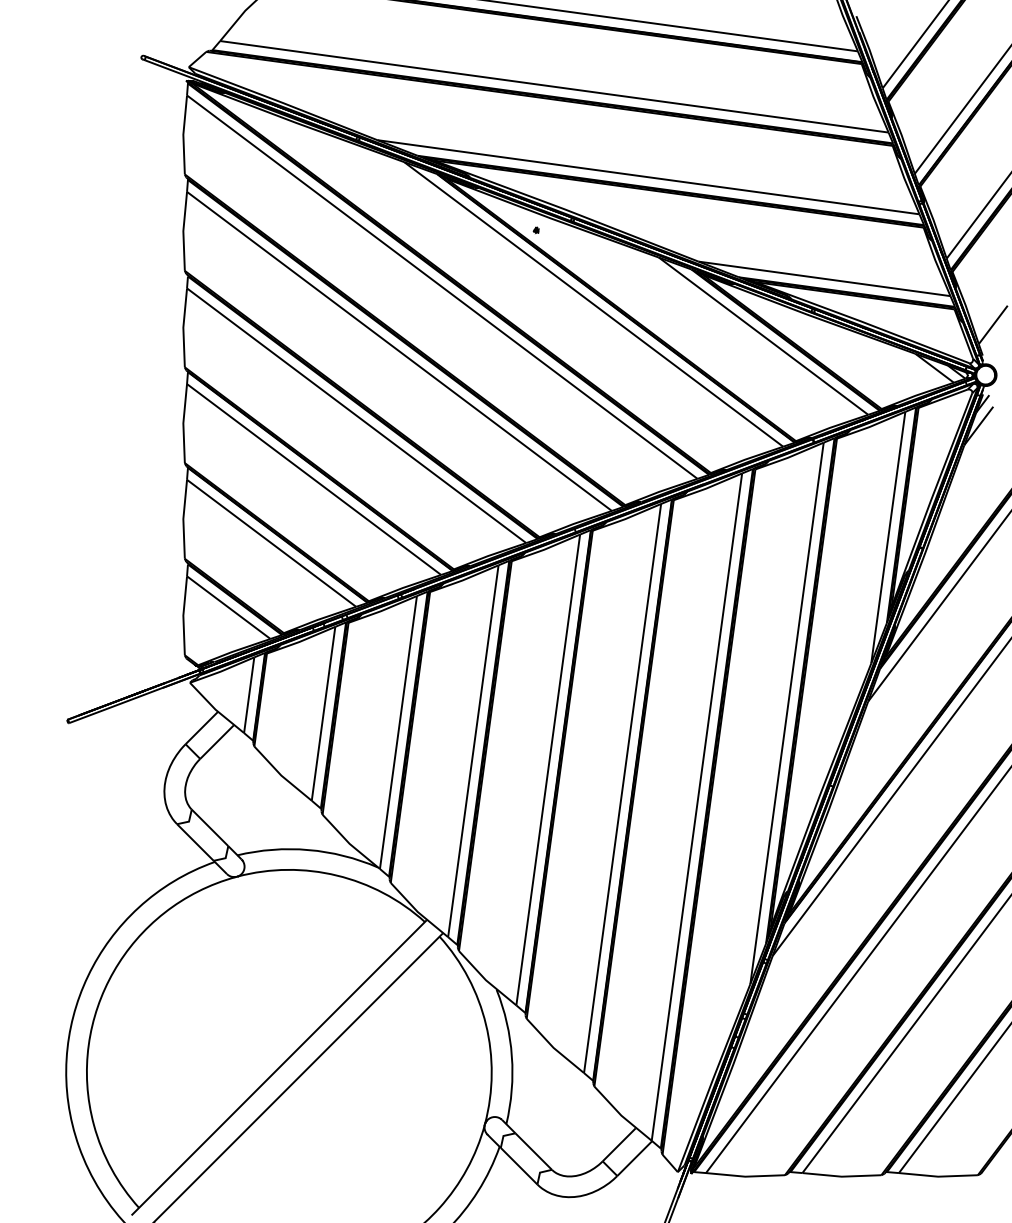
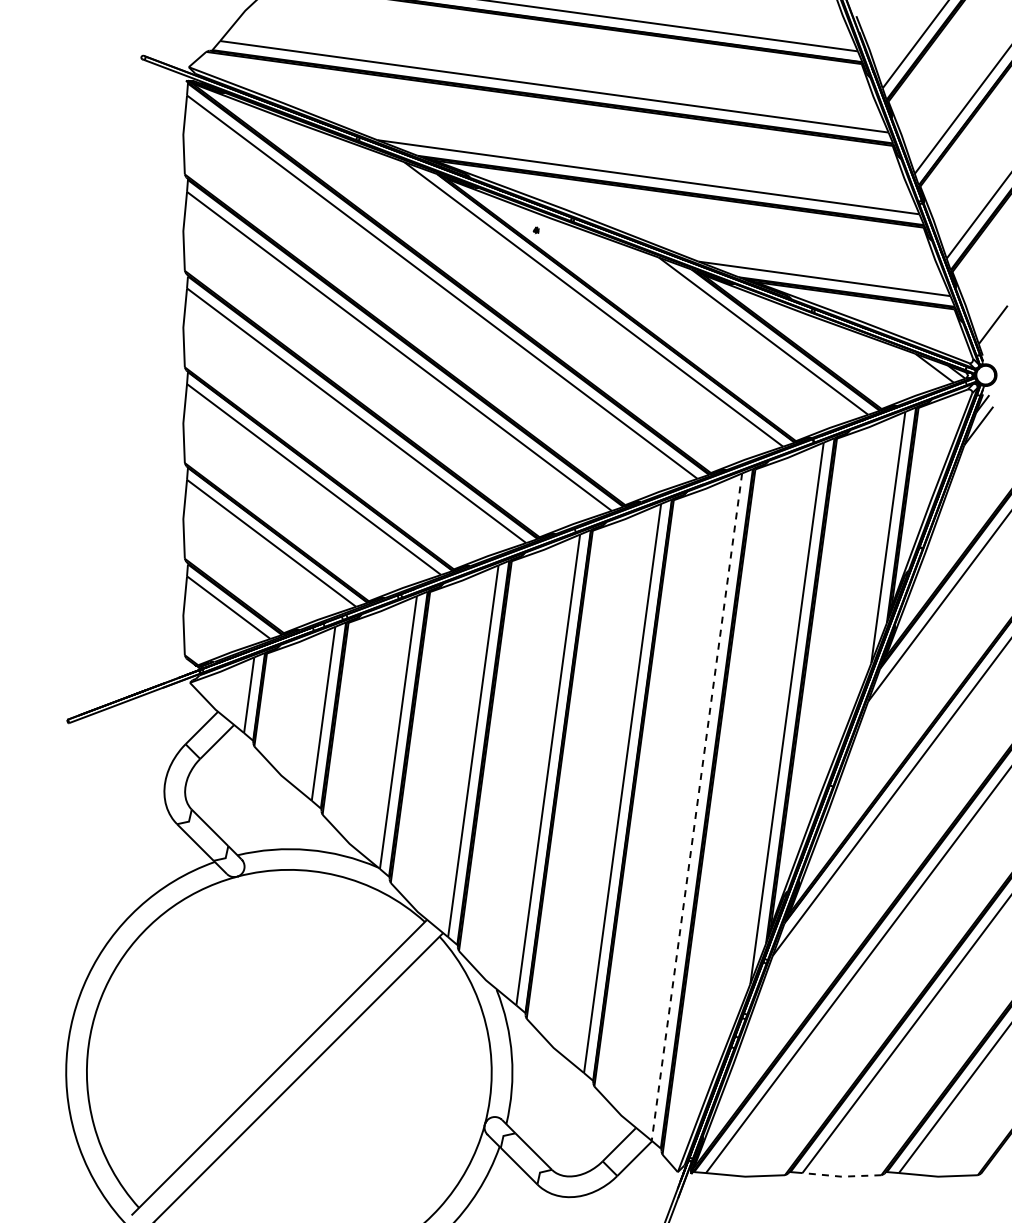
line: solid -> dashed (696, 807)
line: solid -> dashed (841, 1176)
